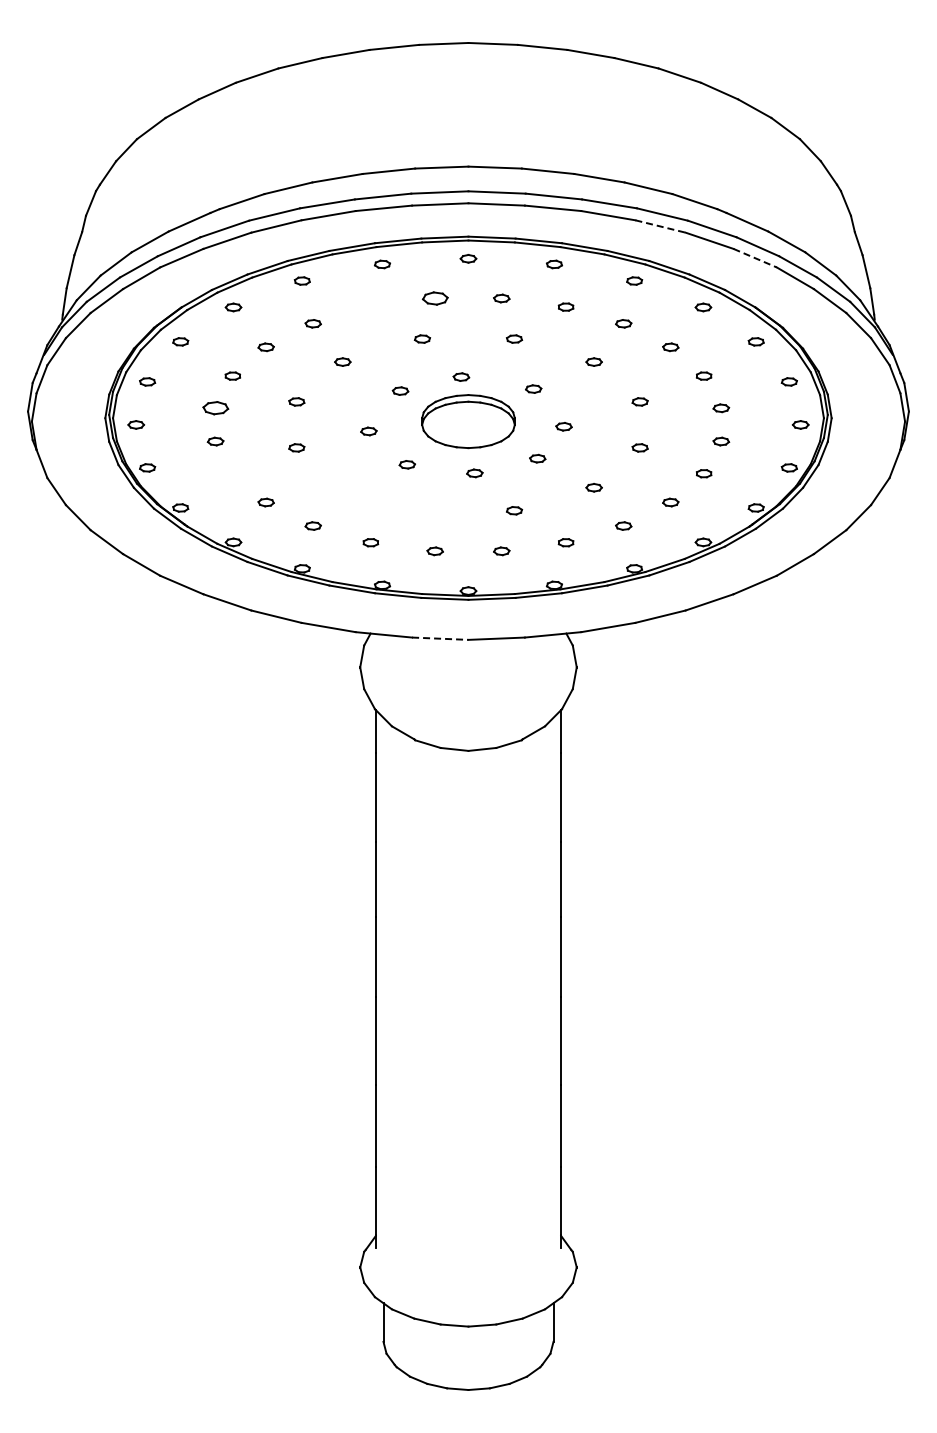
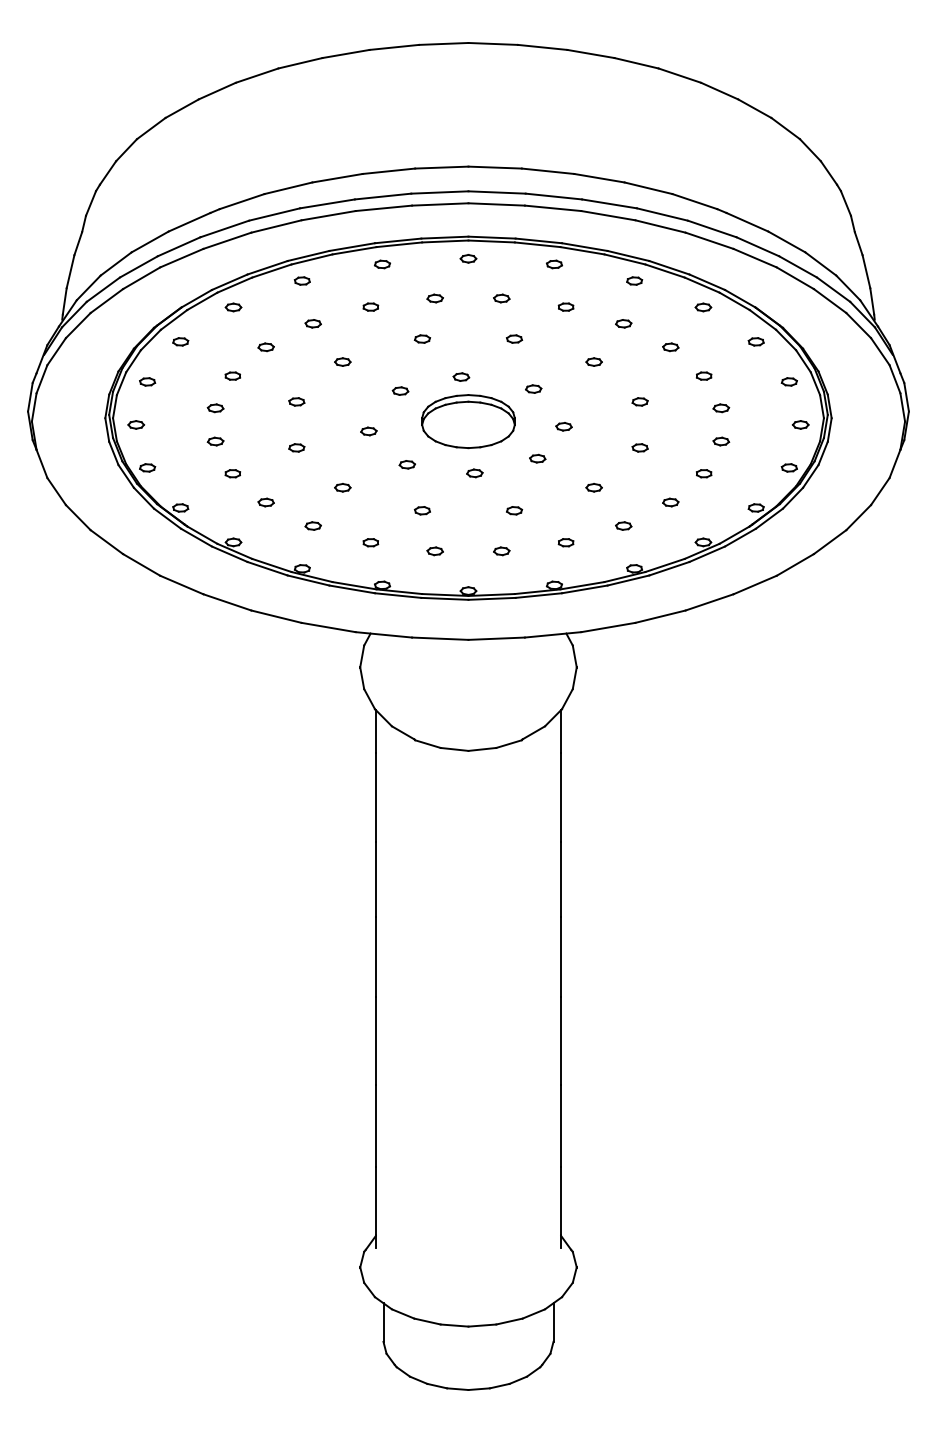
line: dashed -> solid (660, 226)
line: dashed -> solid (755, 258)
part size: 28x15 px -> 18x11 px (434, 298)
part: none -> present (370, 306)
part size: 28x15 px -> 19x11 px (215, 408)
part: none -> present (232, 473)
part: none -> present (342, 487)
part: none -> present (421, 510)
line: dashed -> solid (440, 638)
